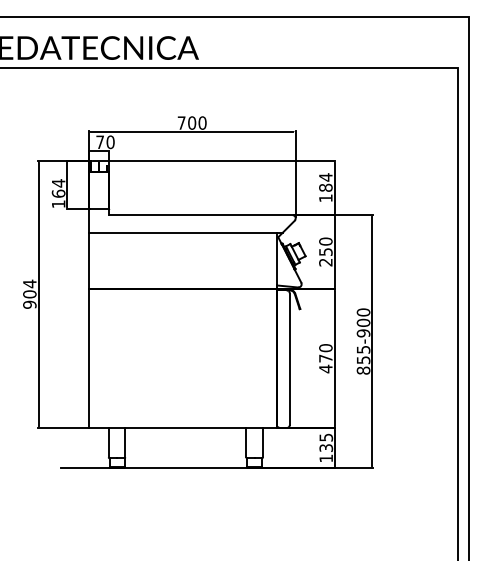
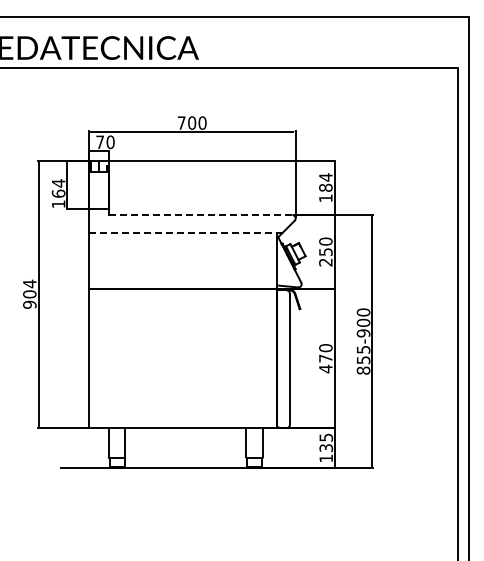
line: solid -> dashed (200, 215)
line: solid -> dashed (185, 232)
